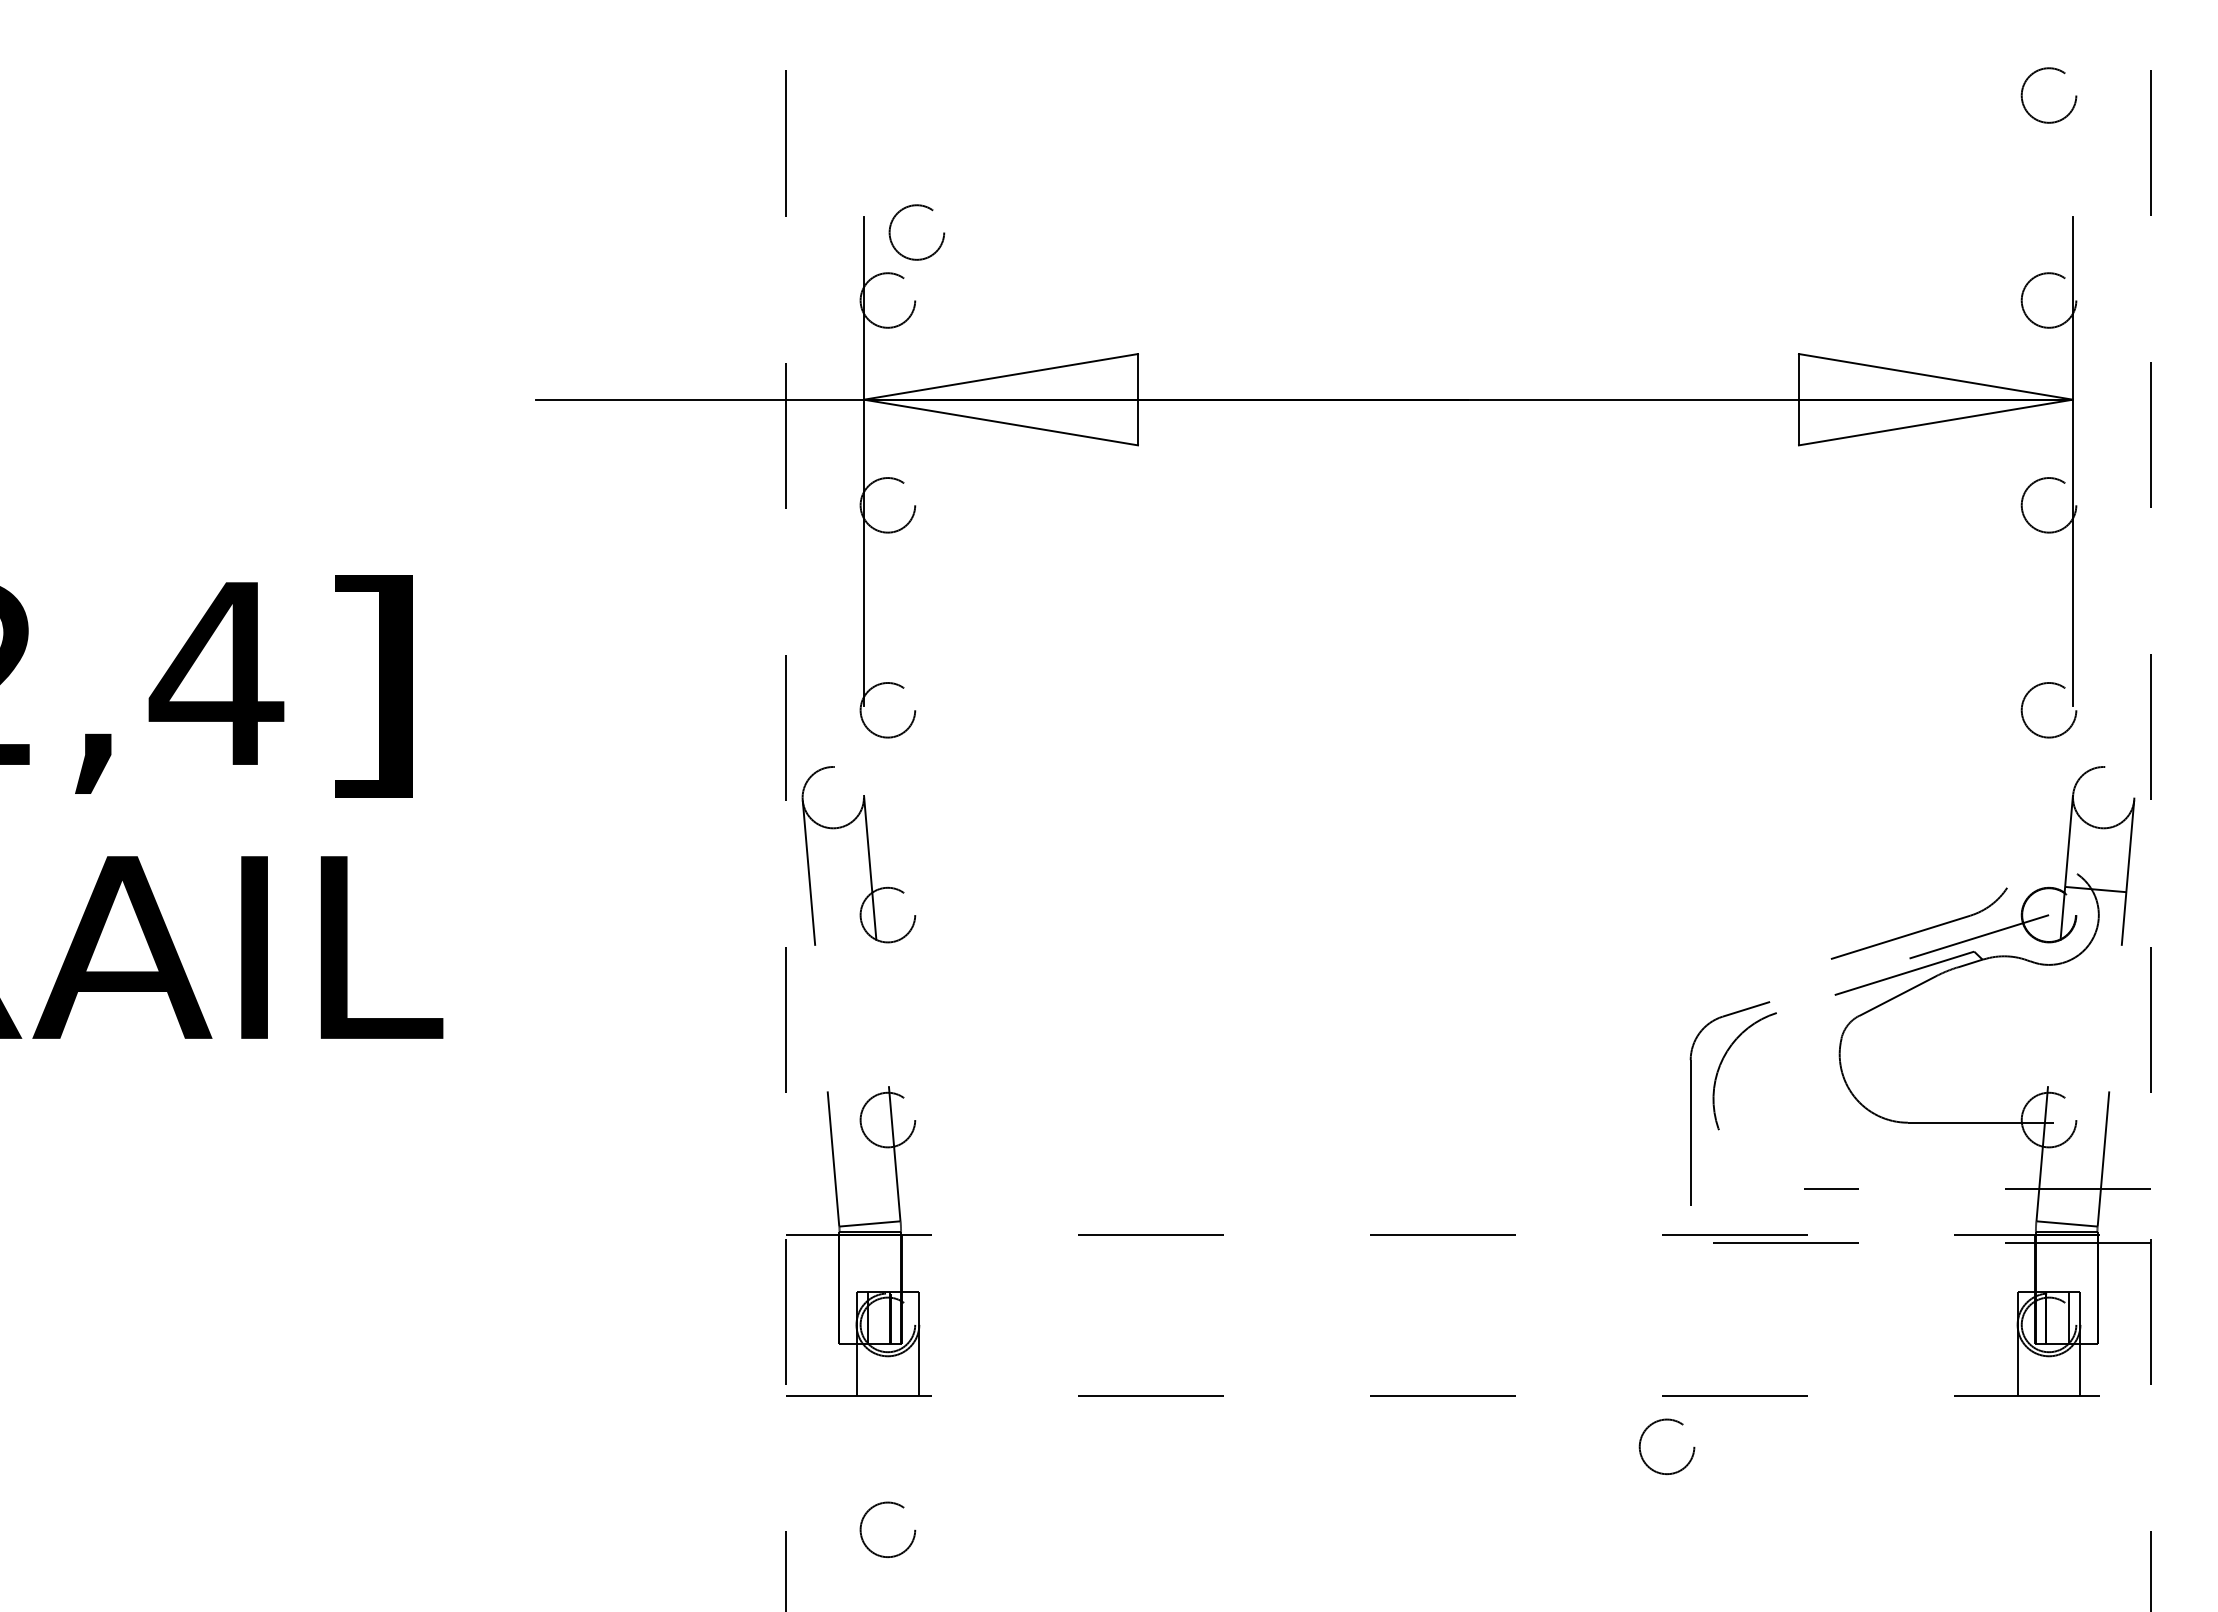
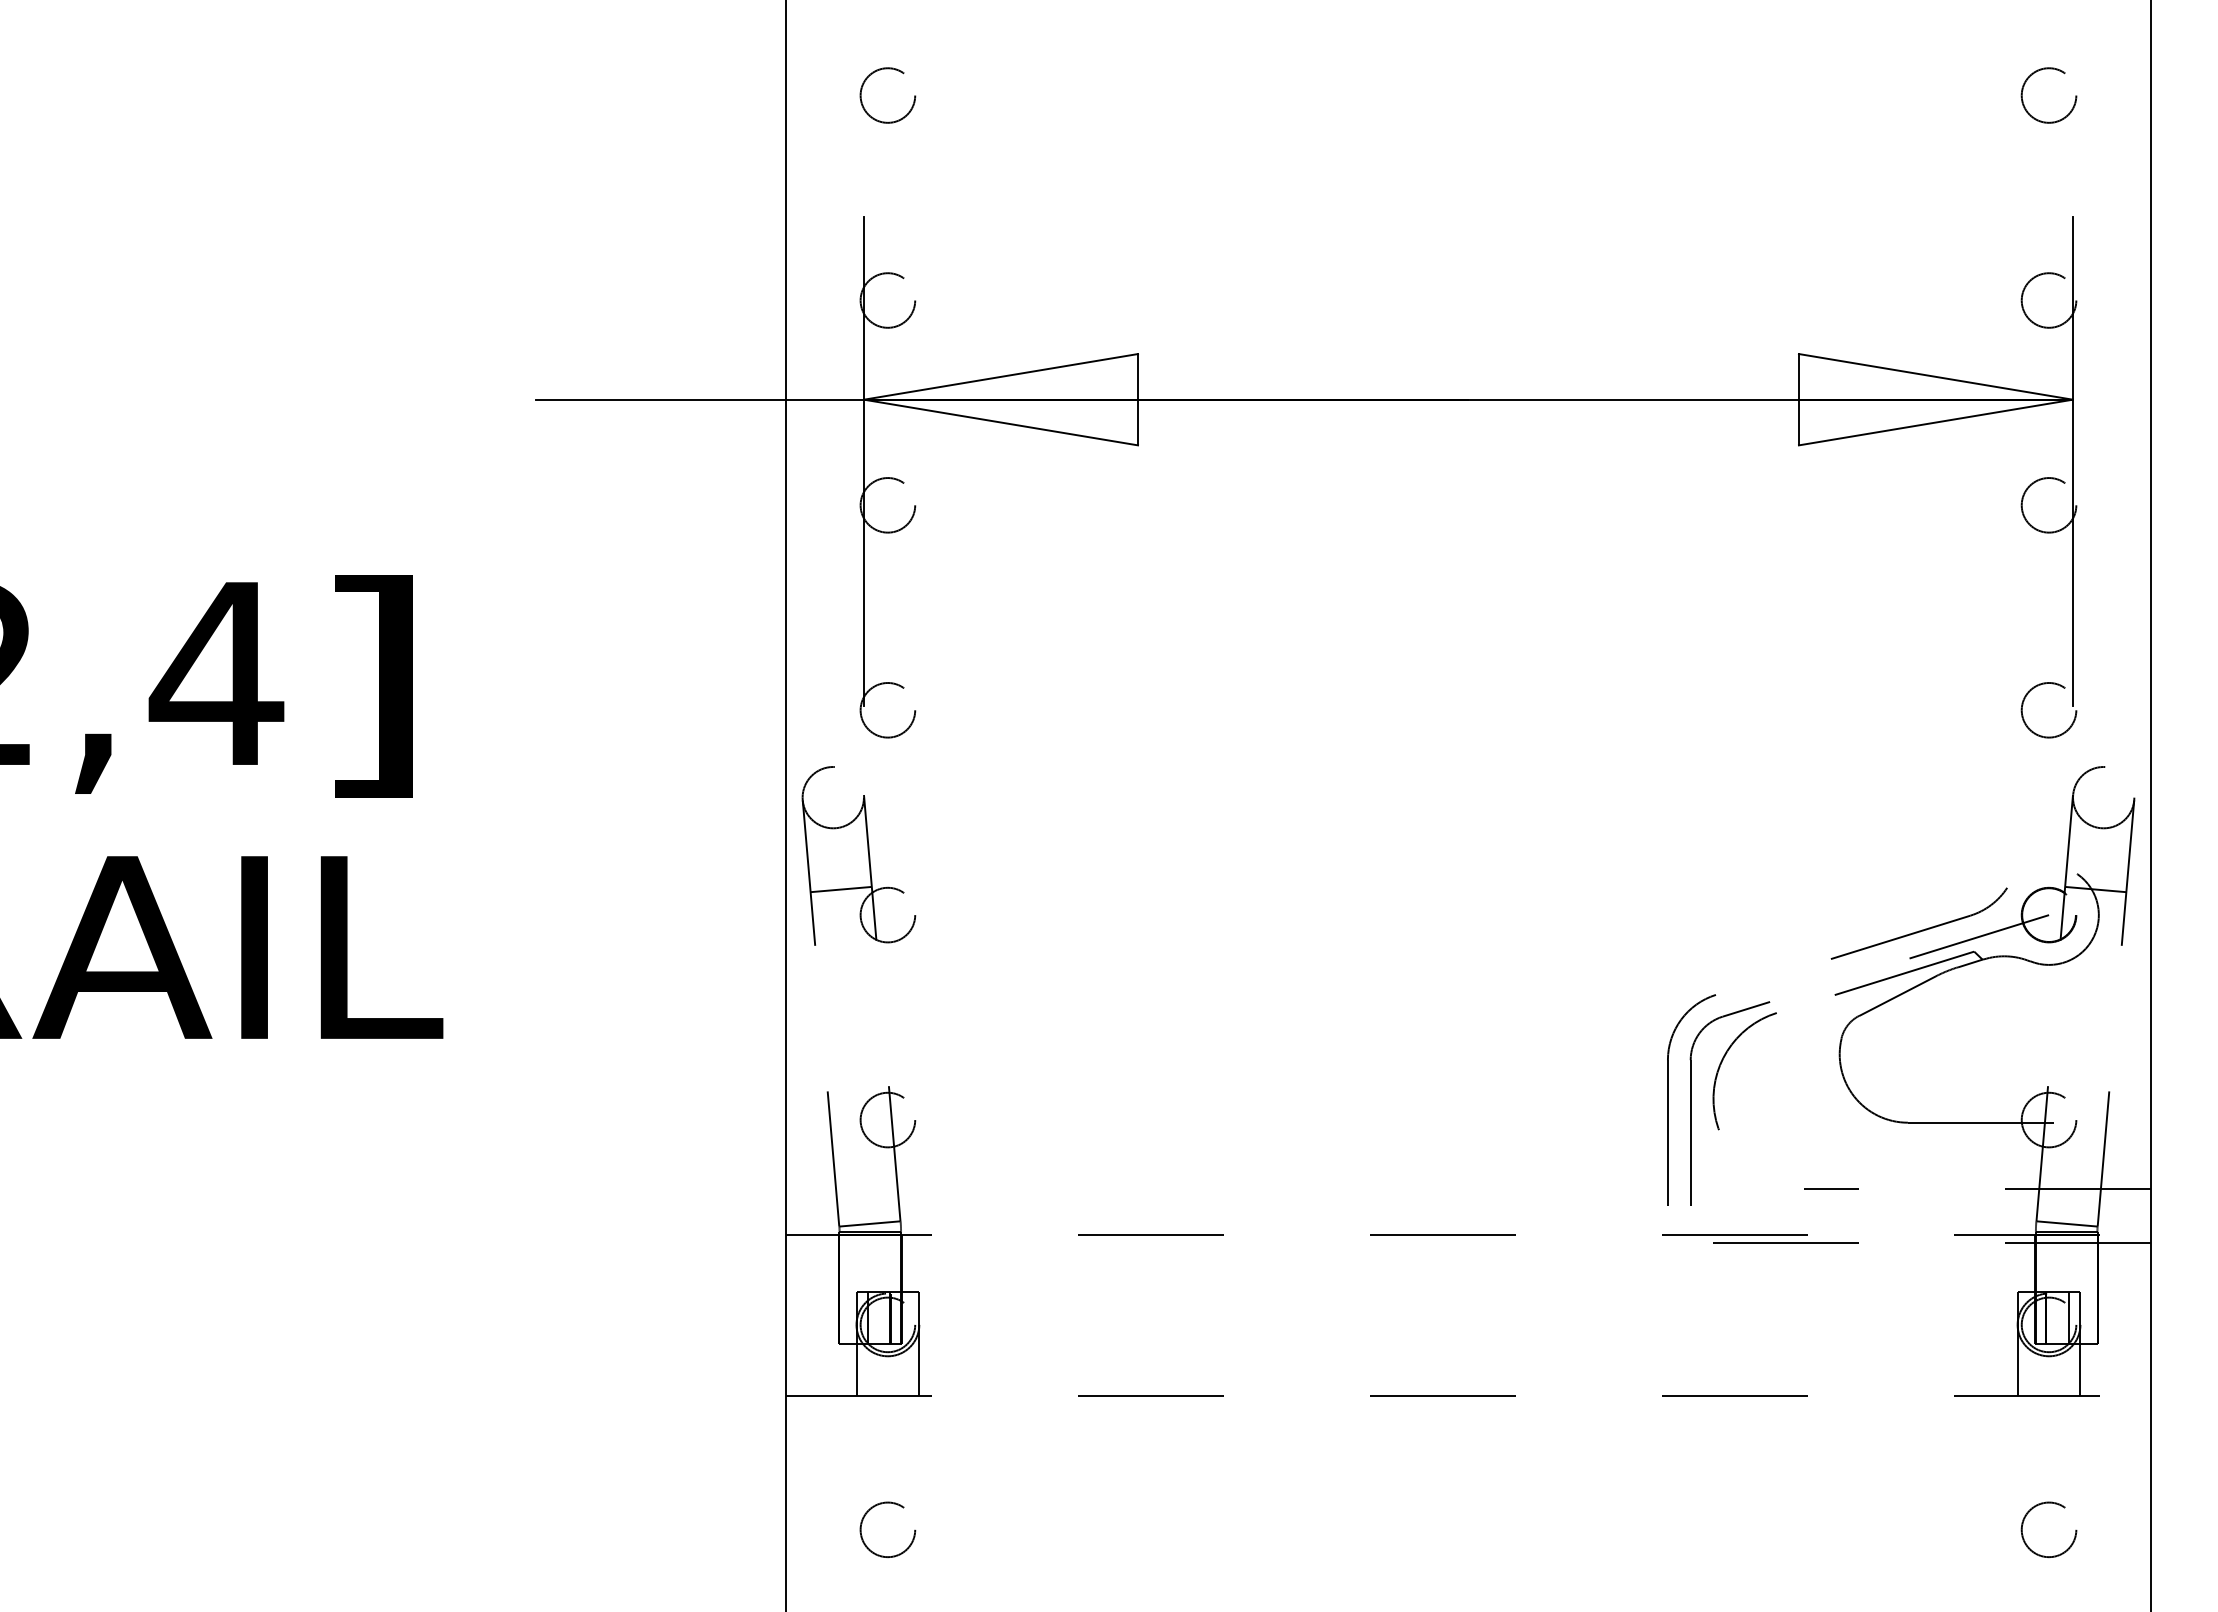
circle position: (916, 232) -> (887, 95) (887, 95)
line: dashed -> solid (2151, 805)
line: dashed -> solid (785, 806)
line: none -> present (840, 889)
part: none -> present (1668, 1099)
circle position: (1666, 1446) -> (2048, 1529) (2048, 1529)
